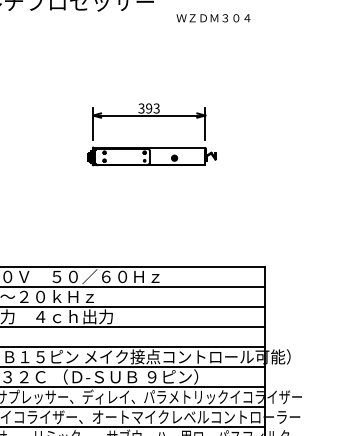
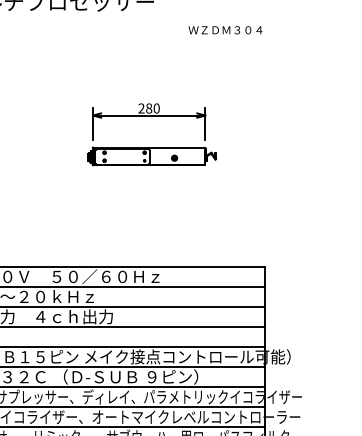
text position: (213, 18) -> (225, 30) (225, 30)
text: 393 -> 280 (148, 108)
